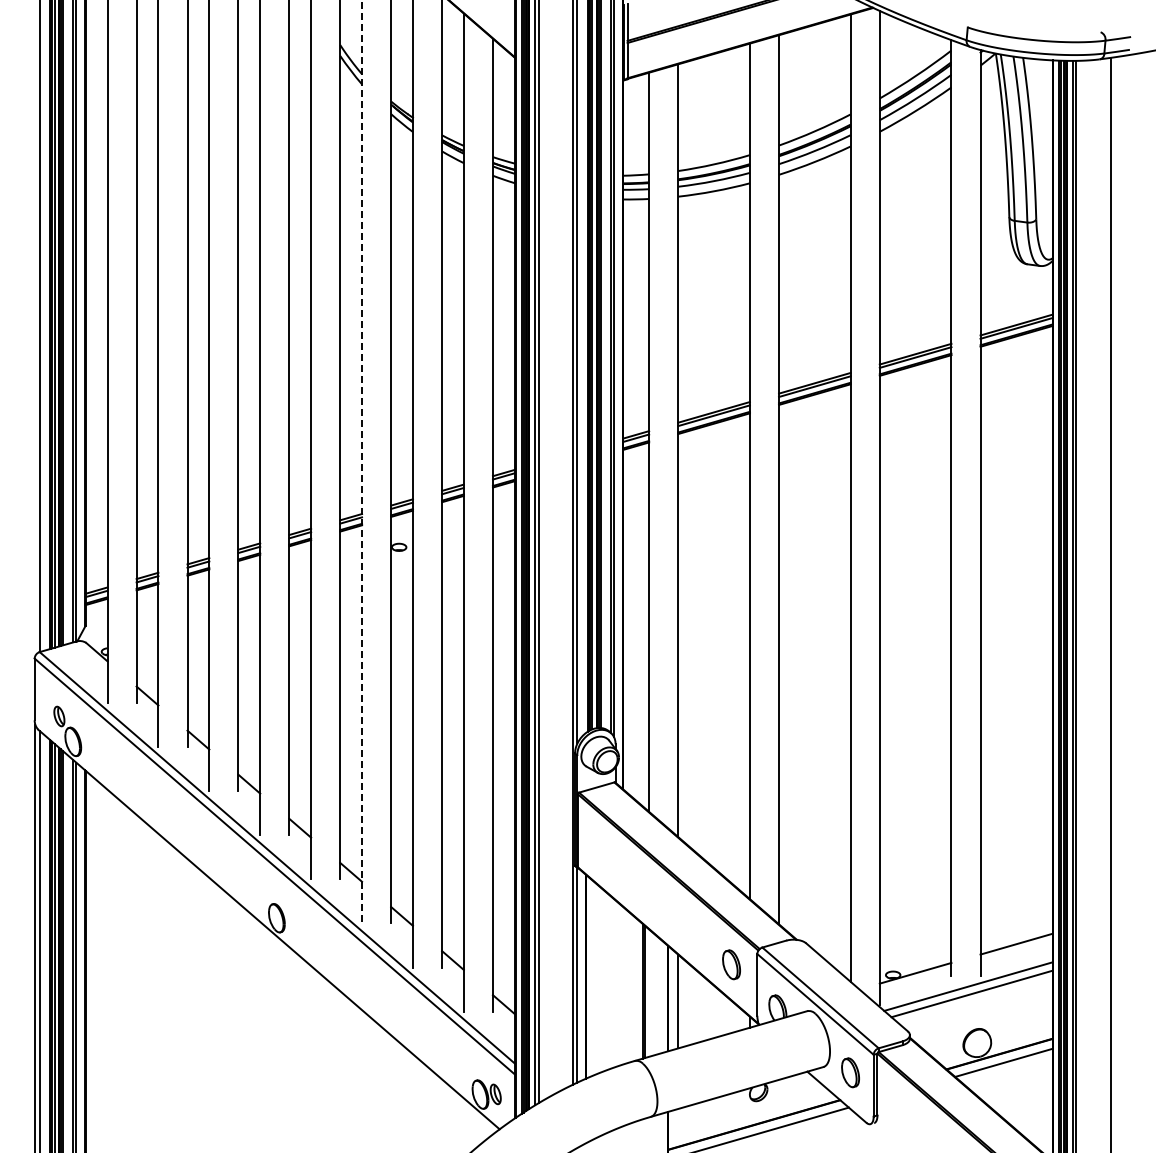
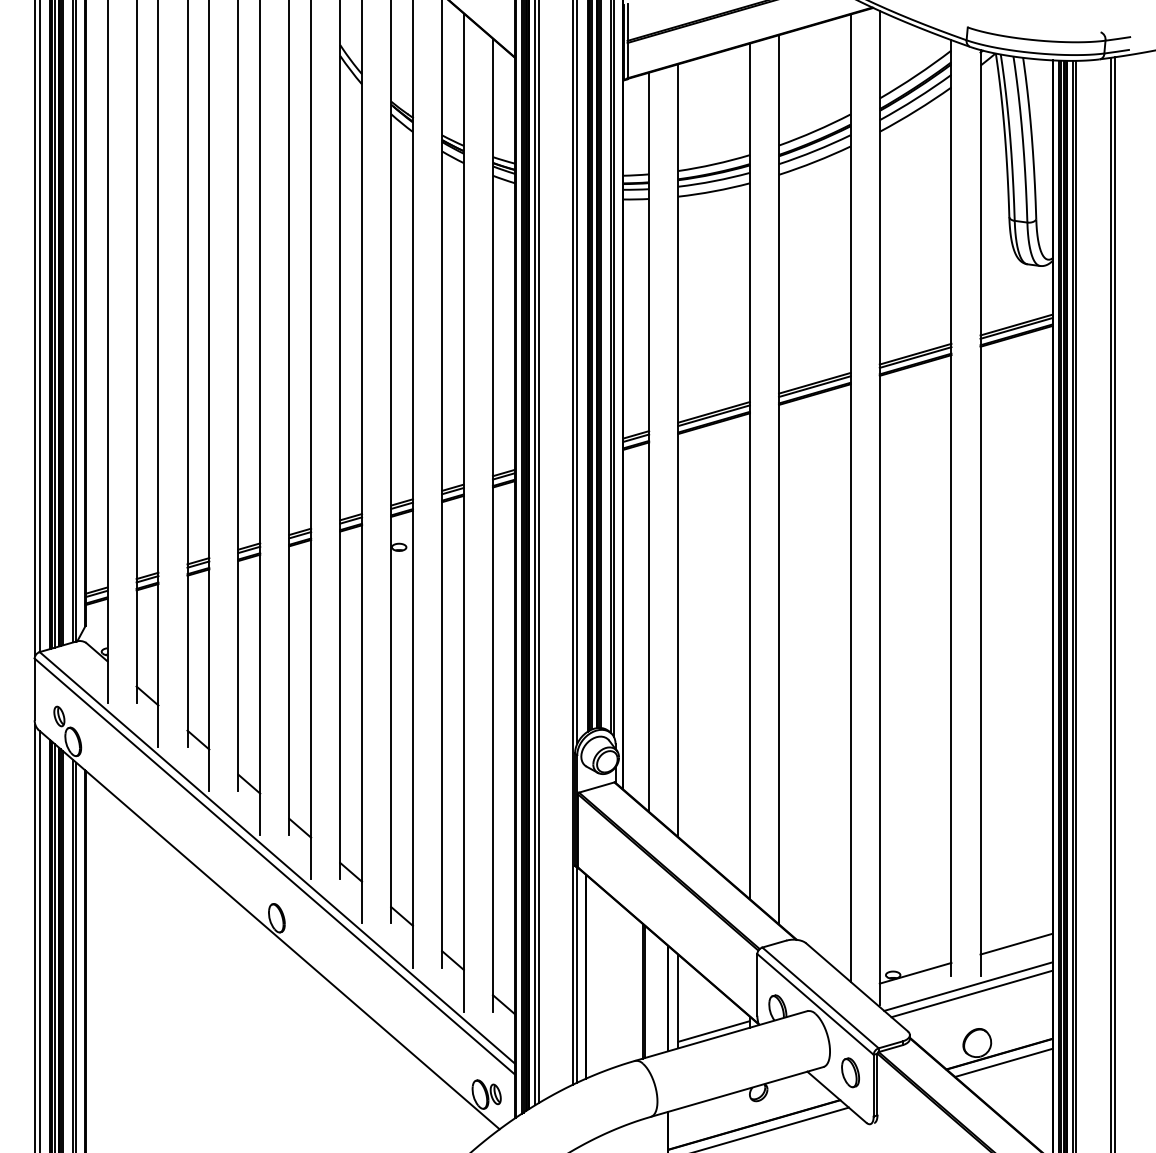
line: none -> present (35, 328)
line: dashed -> solid (362, 461)
line: none -> present (1115, 603)
part: present -> none (731, 964)
line: none -> present (713, 1031)
